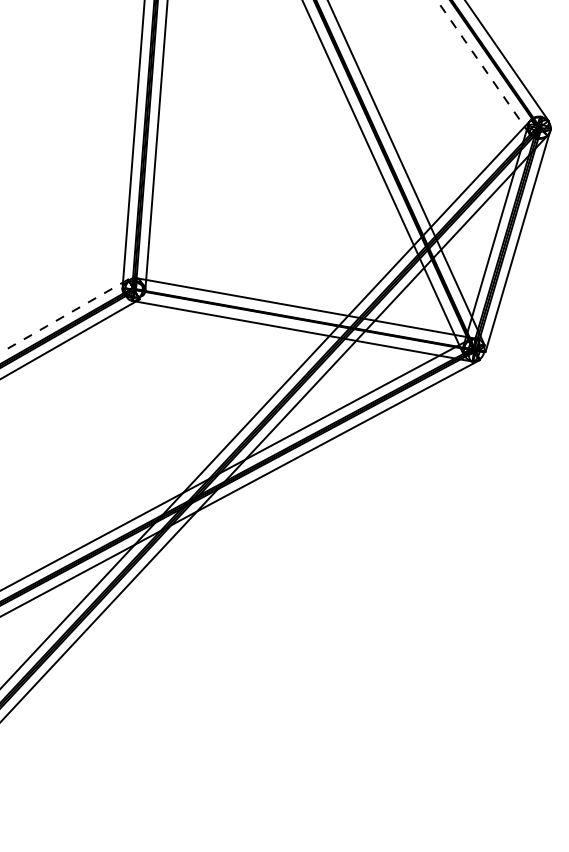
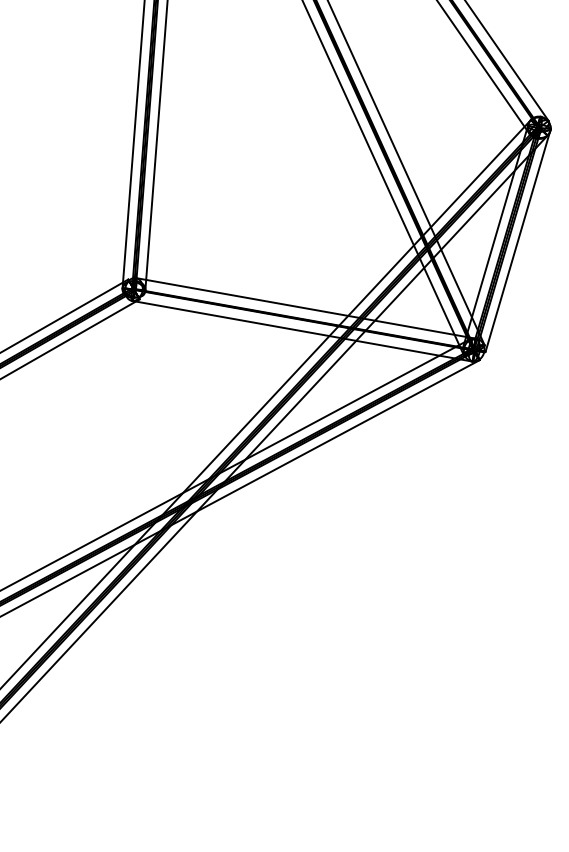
line: dashed -> solid (483, 67)
line: dashed -> solid (64, 316)
